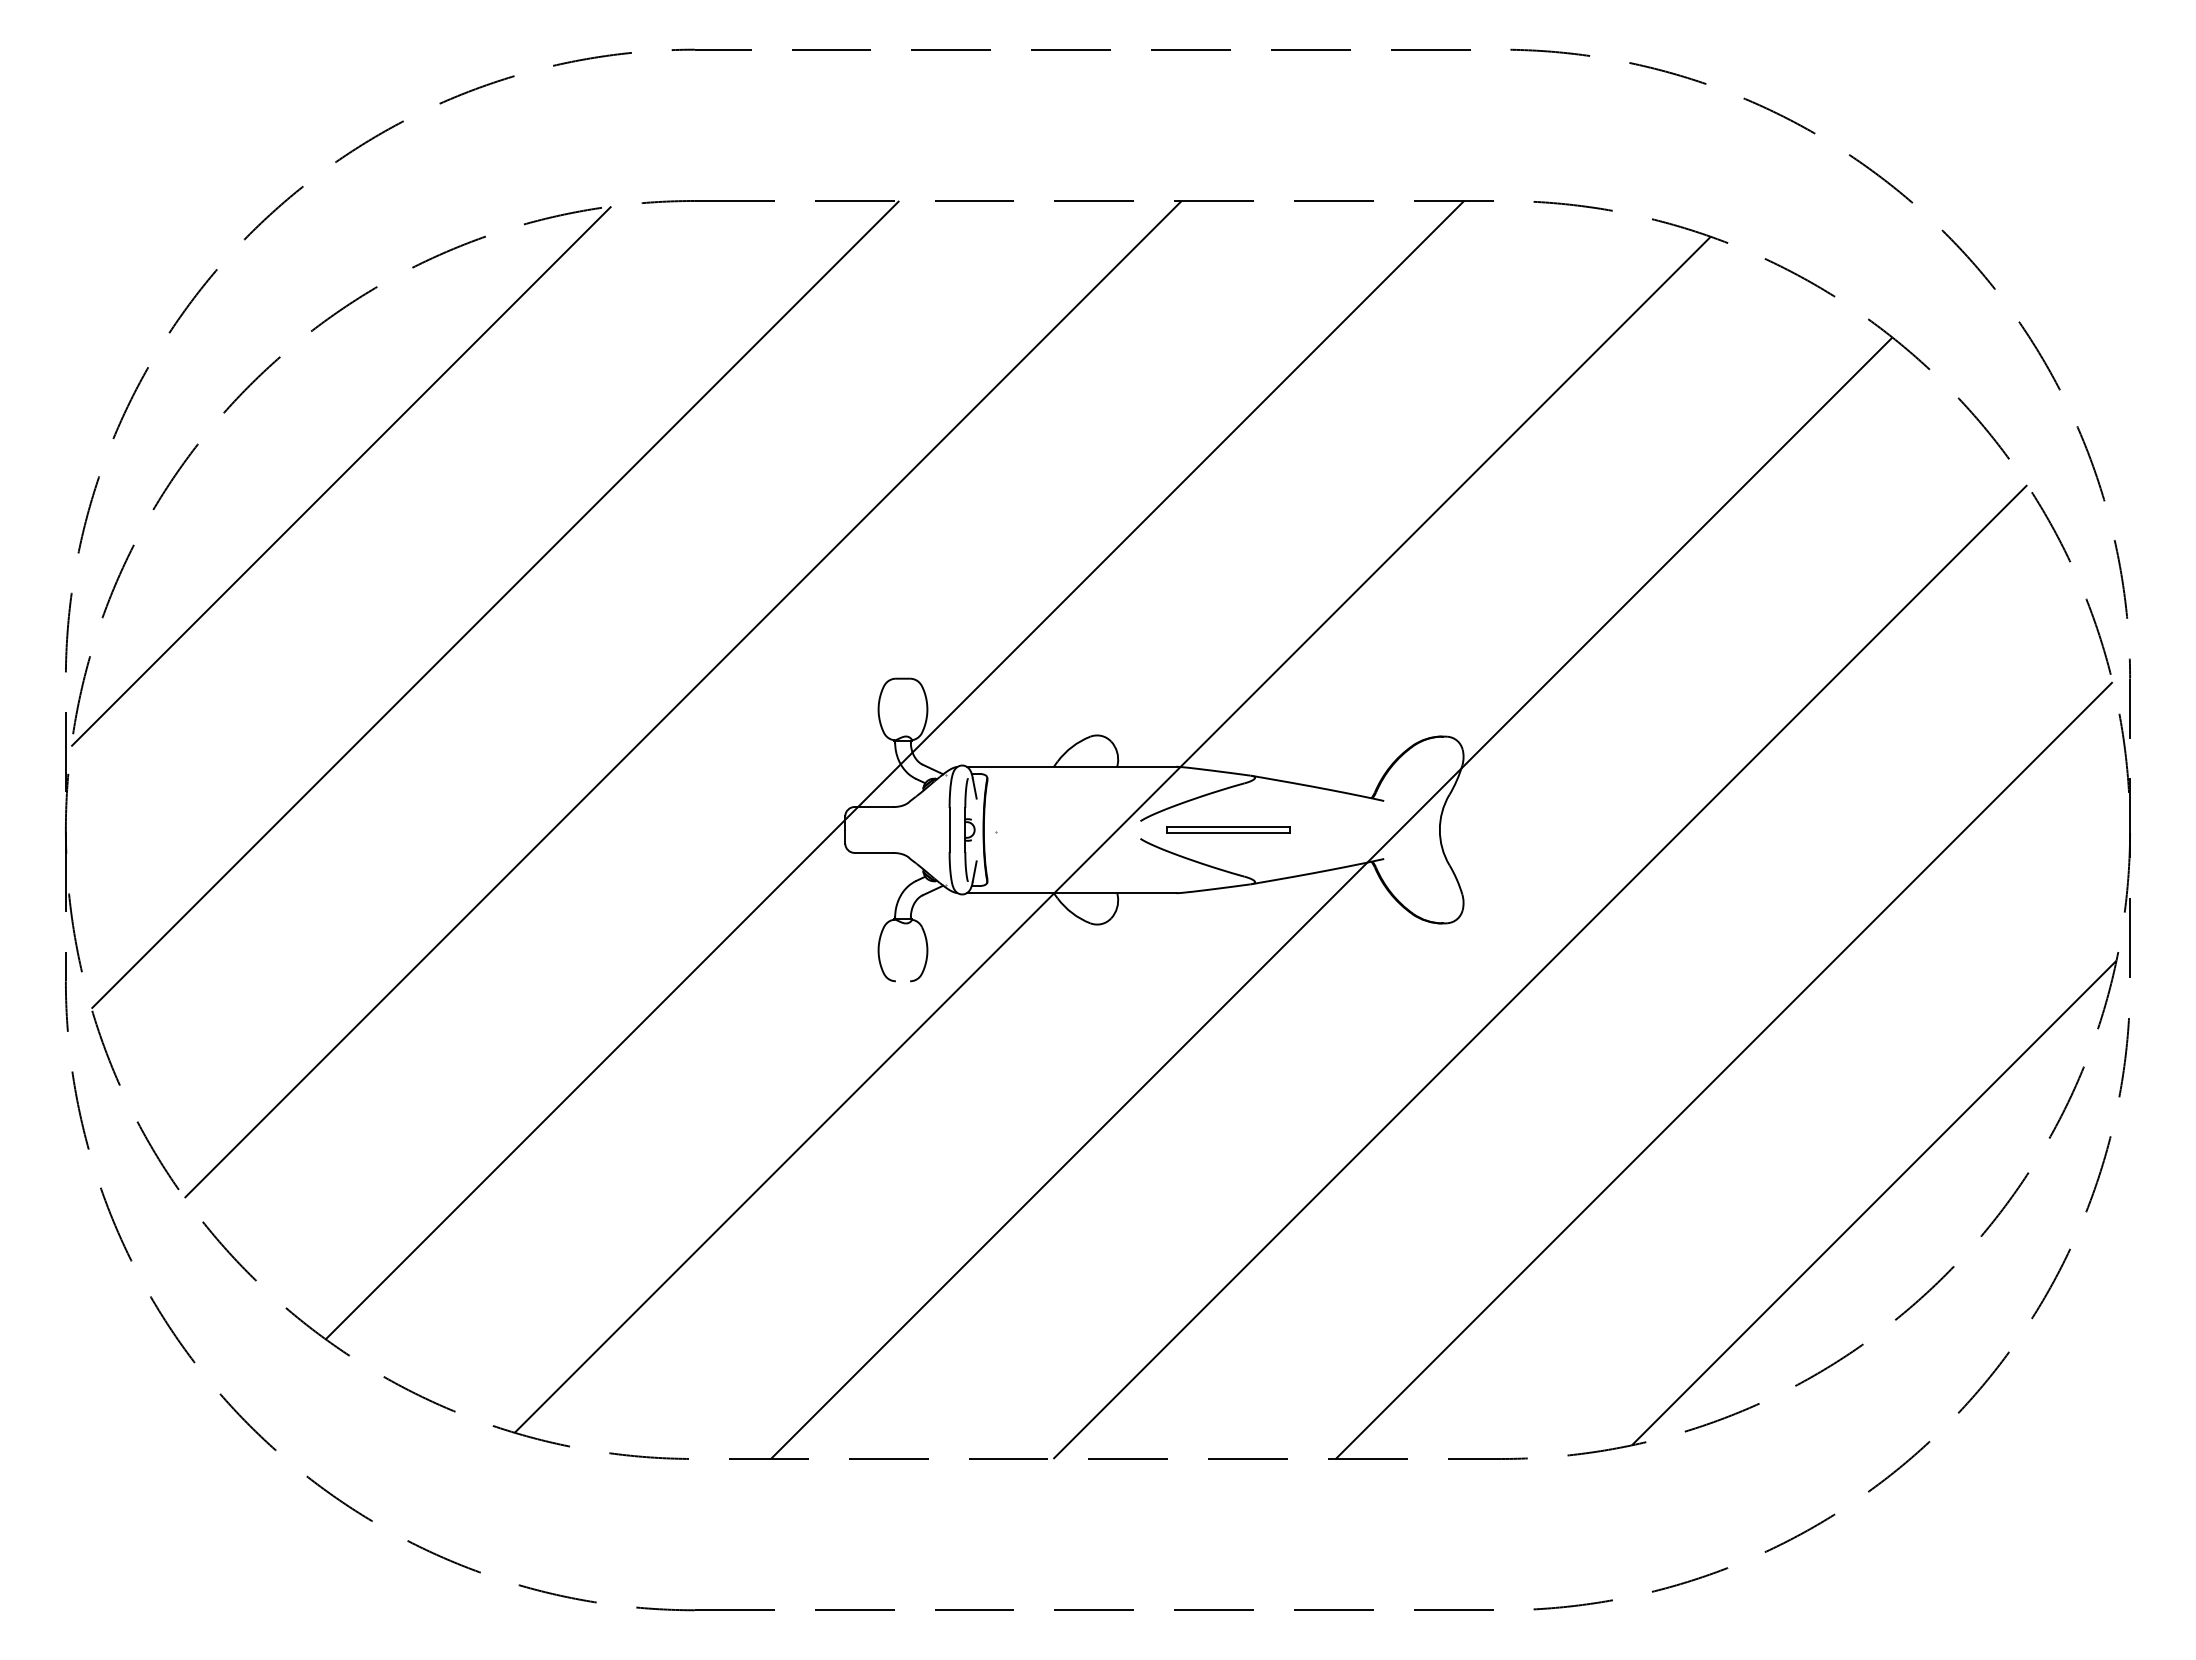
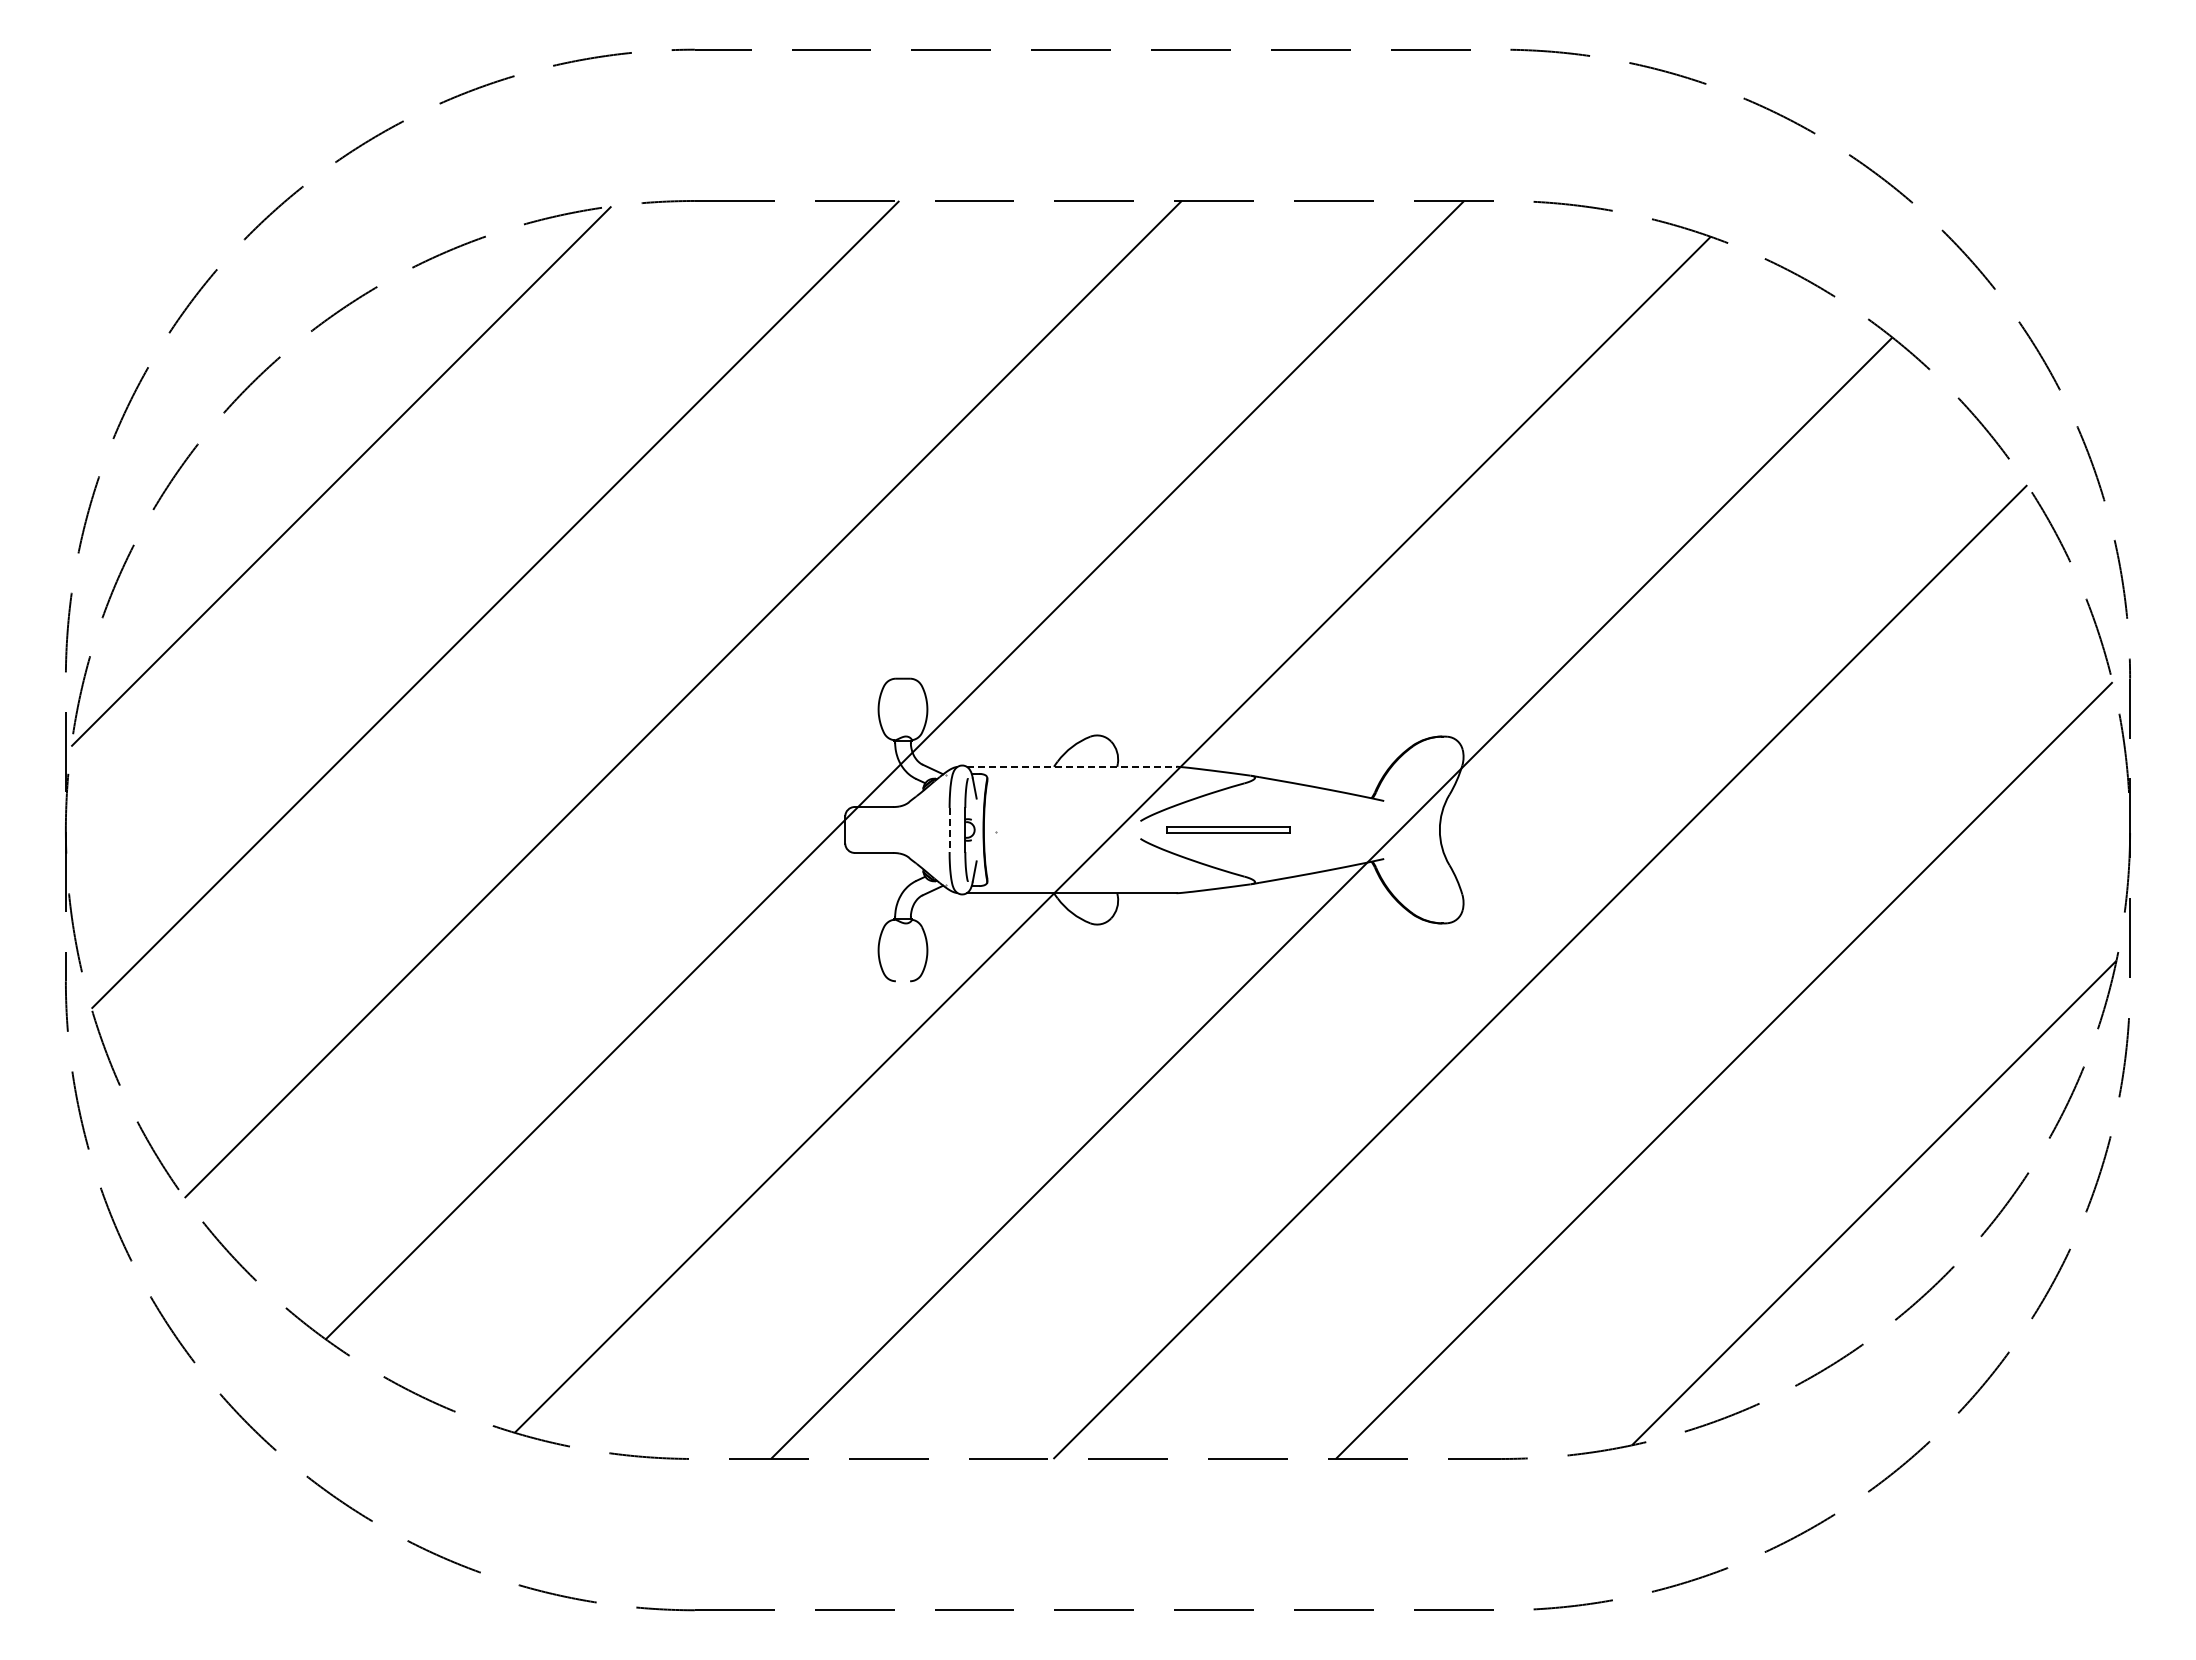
line: solid -> dashed (1071, 766)
line: solid -> dashed (949, 830)
